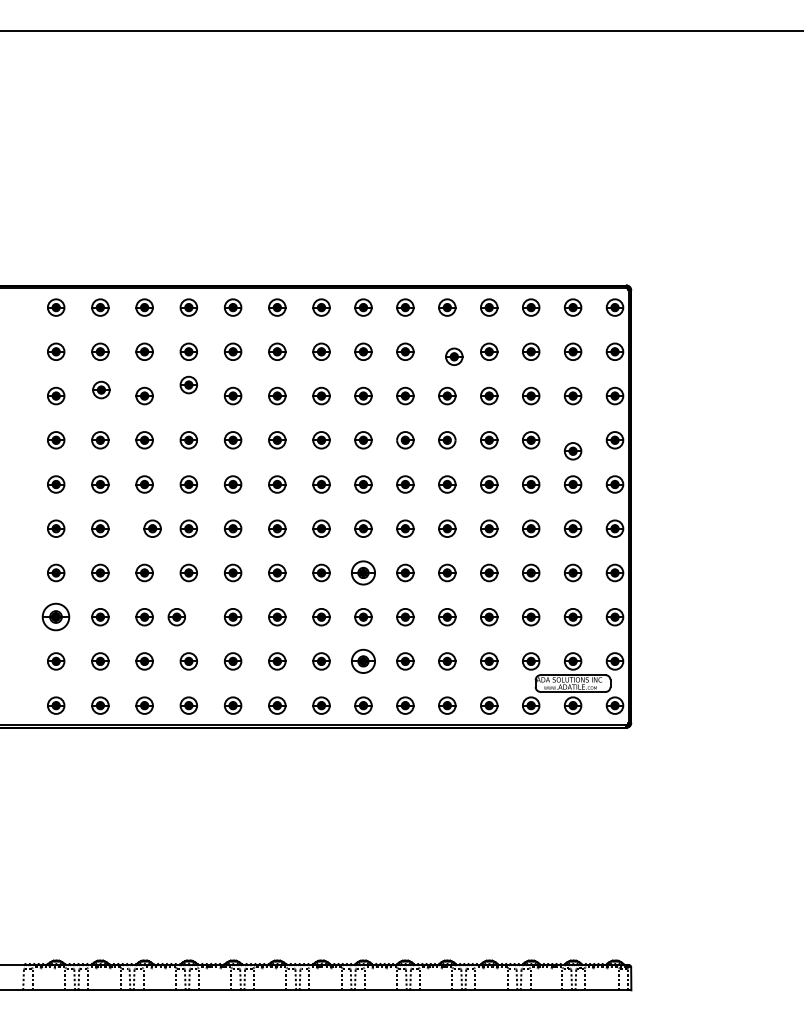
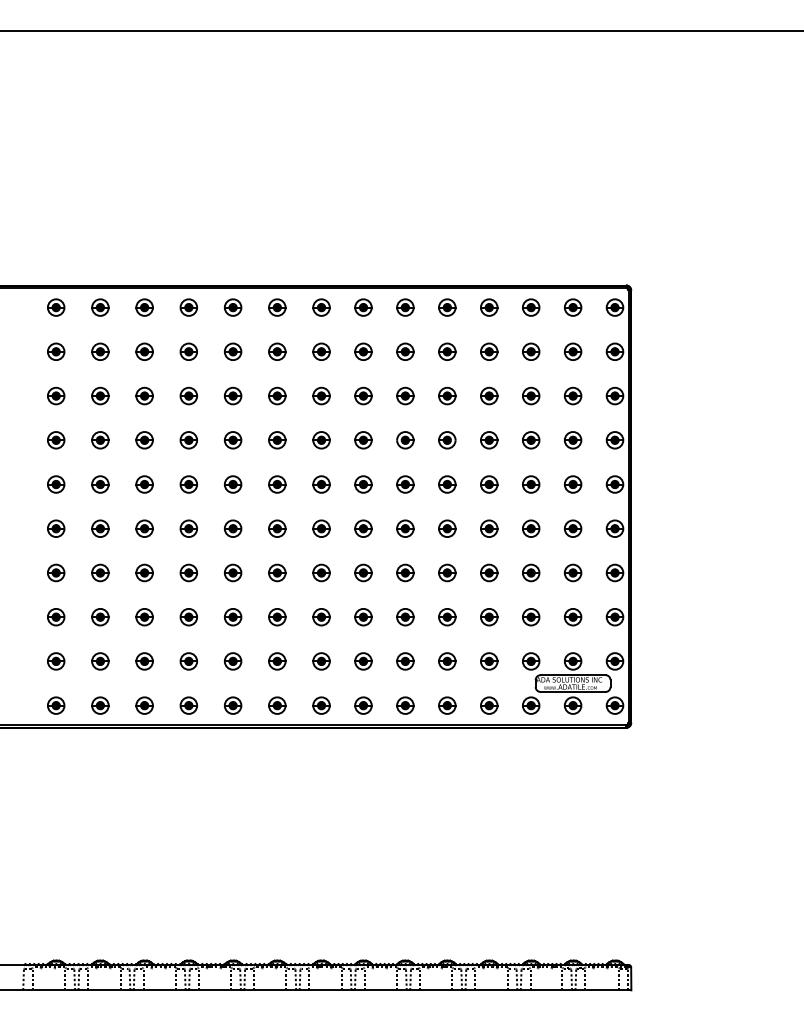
part position: (454, 356) -> (447, 351) (447, 351)
part position: (188, 384) -> (188, 395) (188, 395)
part position: (101, 389) -> (100, 395) (100, 395)
part position: (573, 451) -> (573, 440) (573, 440)
part position: (152, 528) -> (144, 528) (144, 528)
part size: 25x26 px -> 19x20 px (363, 572)
part size: 30x30 px -> 19x19 px (56, 617)
part position: (176, 617) -> (188, 617) (188, 617)
part size: 25x26 px -> 19x19 px (363, 661)
